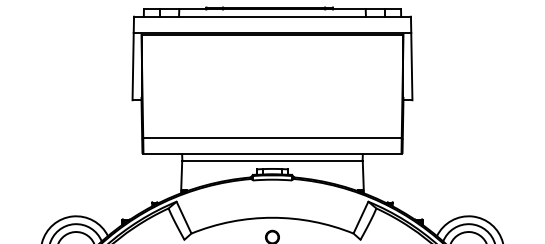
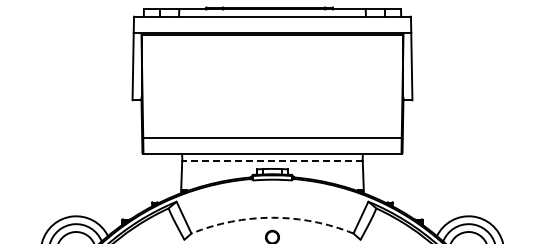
line: solid -> dashed (272, 160)
arc: solid -> dashed (272, 217)
